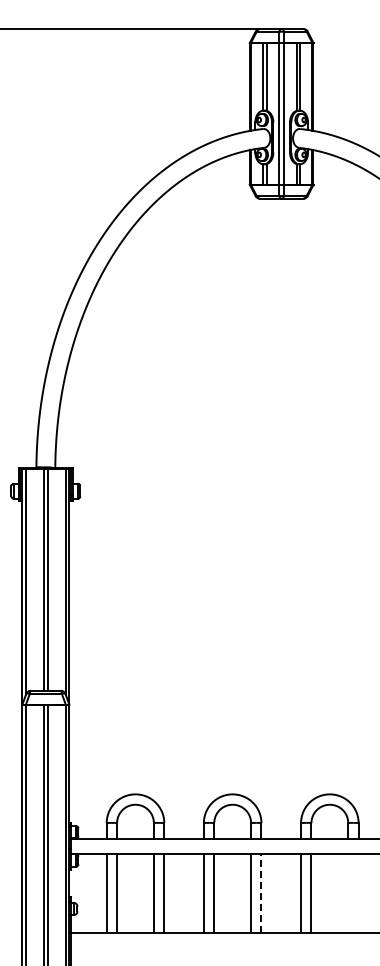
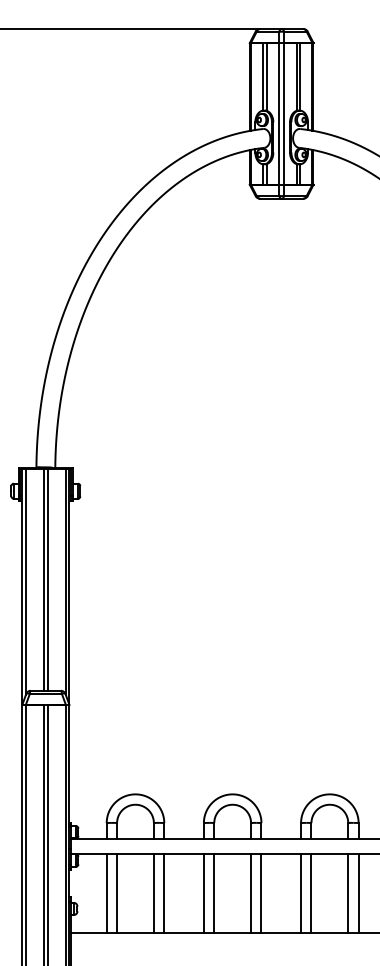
line: dashed -> solid (261, 893)
line: none -> present (348, 893)
line: none -> present (358, 893)
